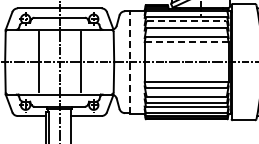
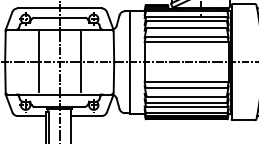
line: dashed -> solid (186, 21)
line: dashed -> solid (186, 42)
line: dashed -> solid (130, 62)
